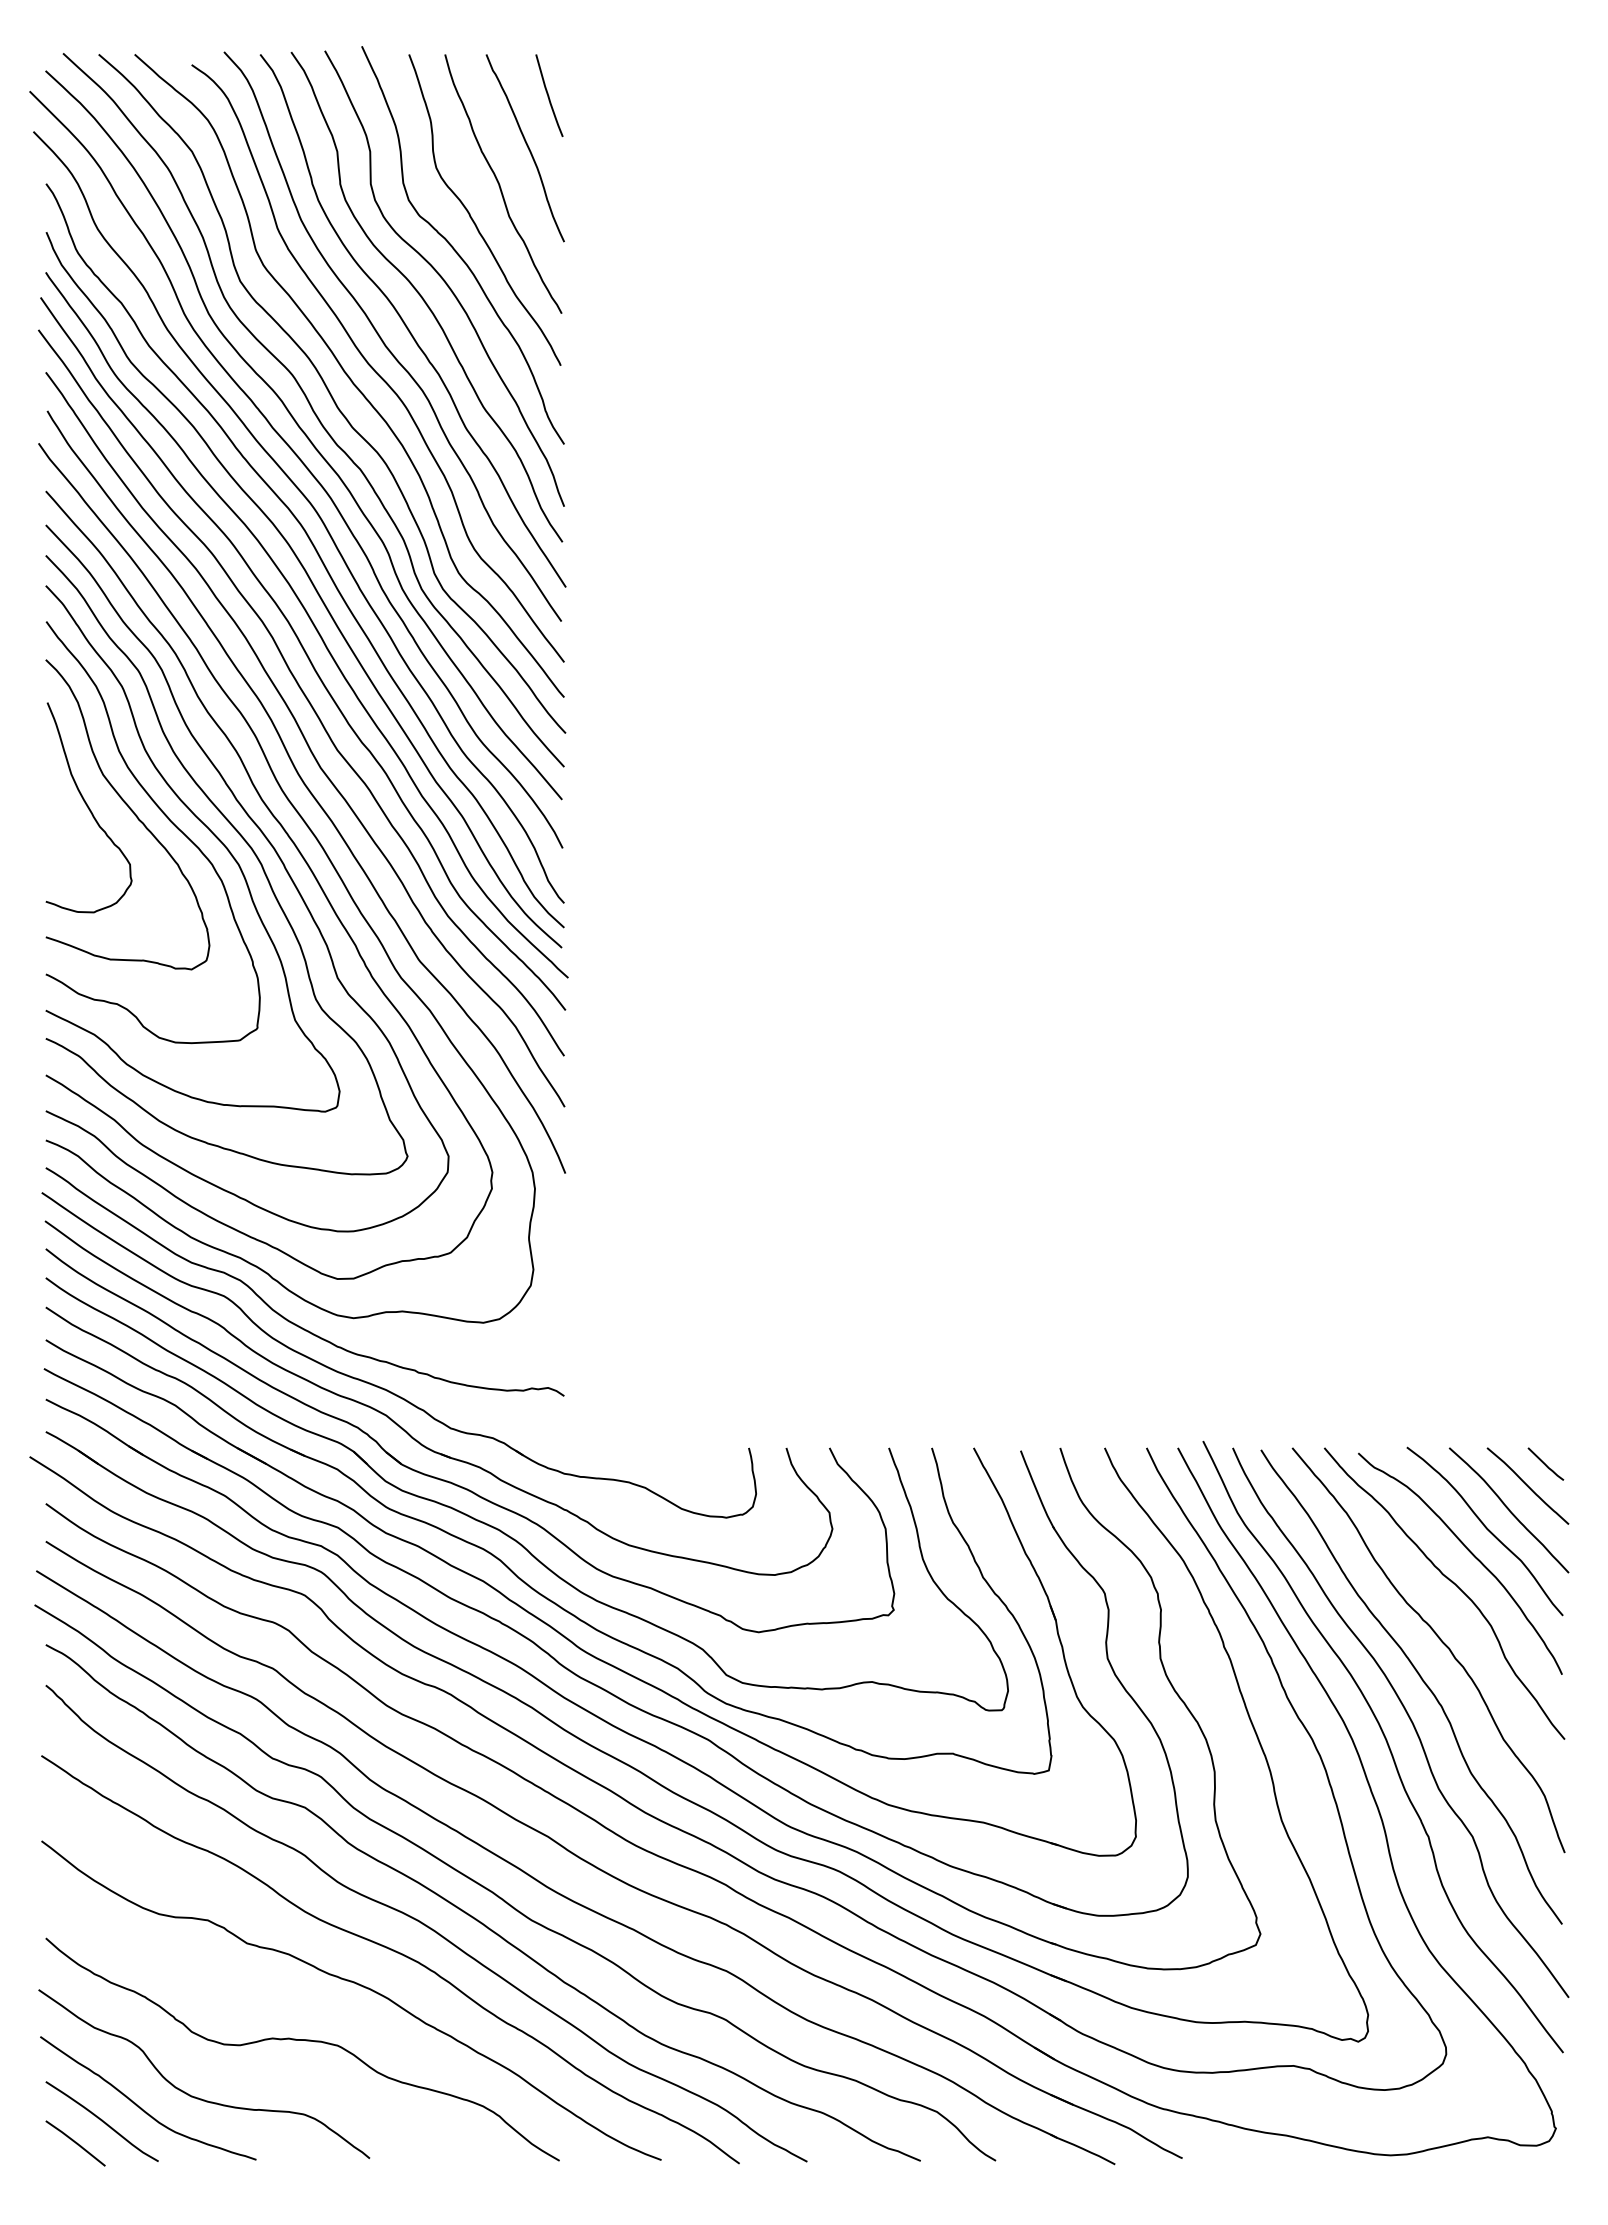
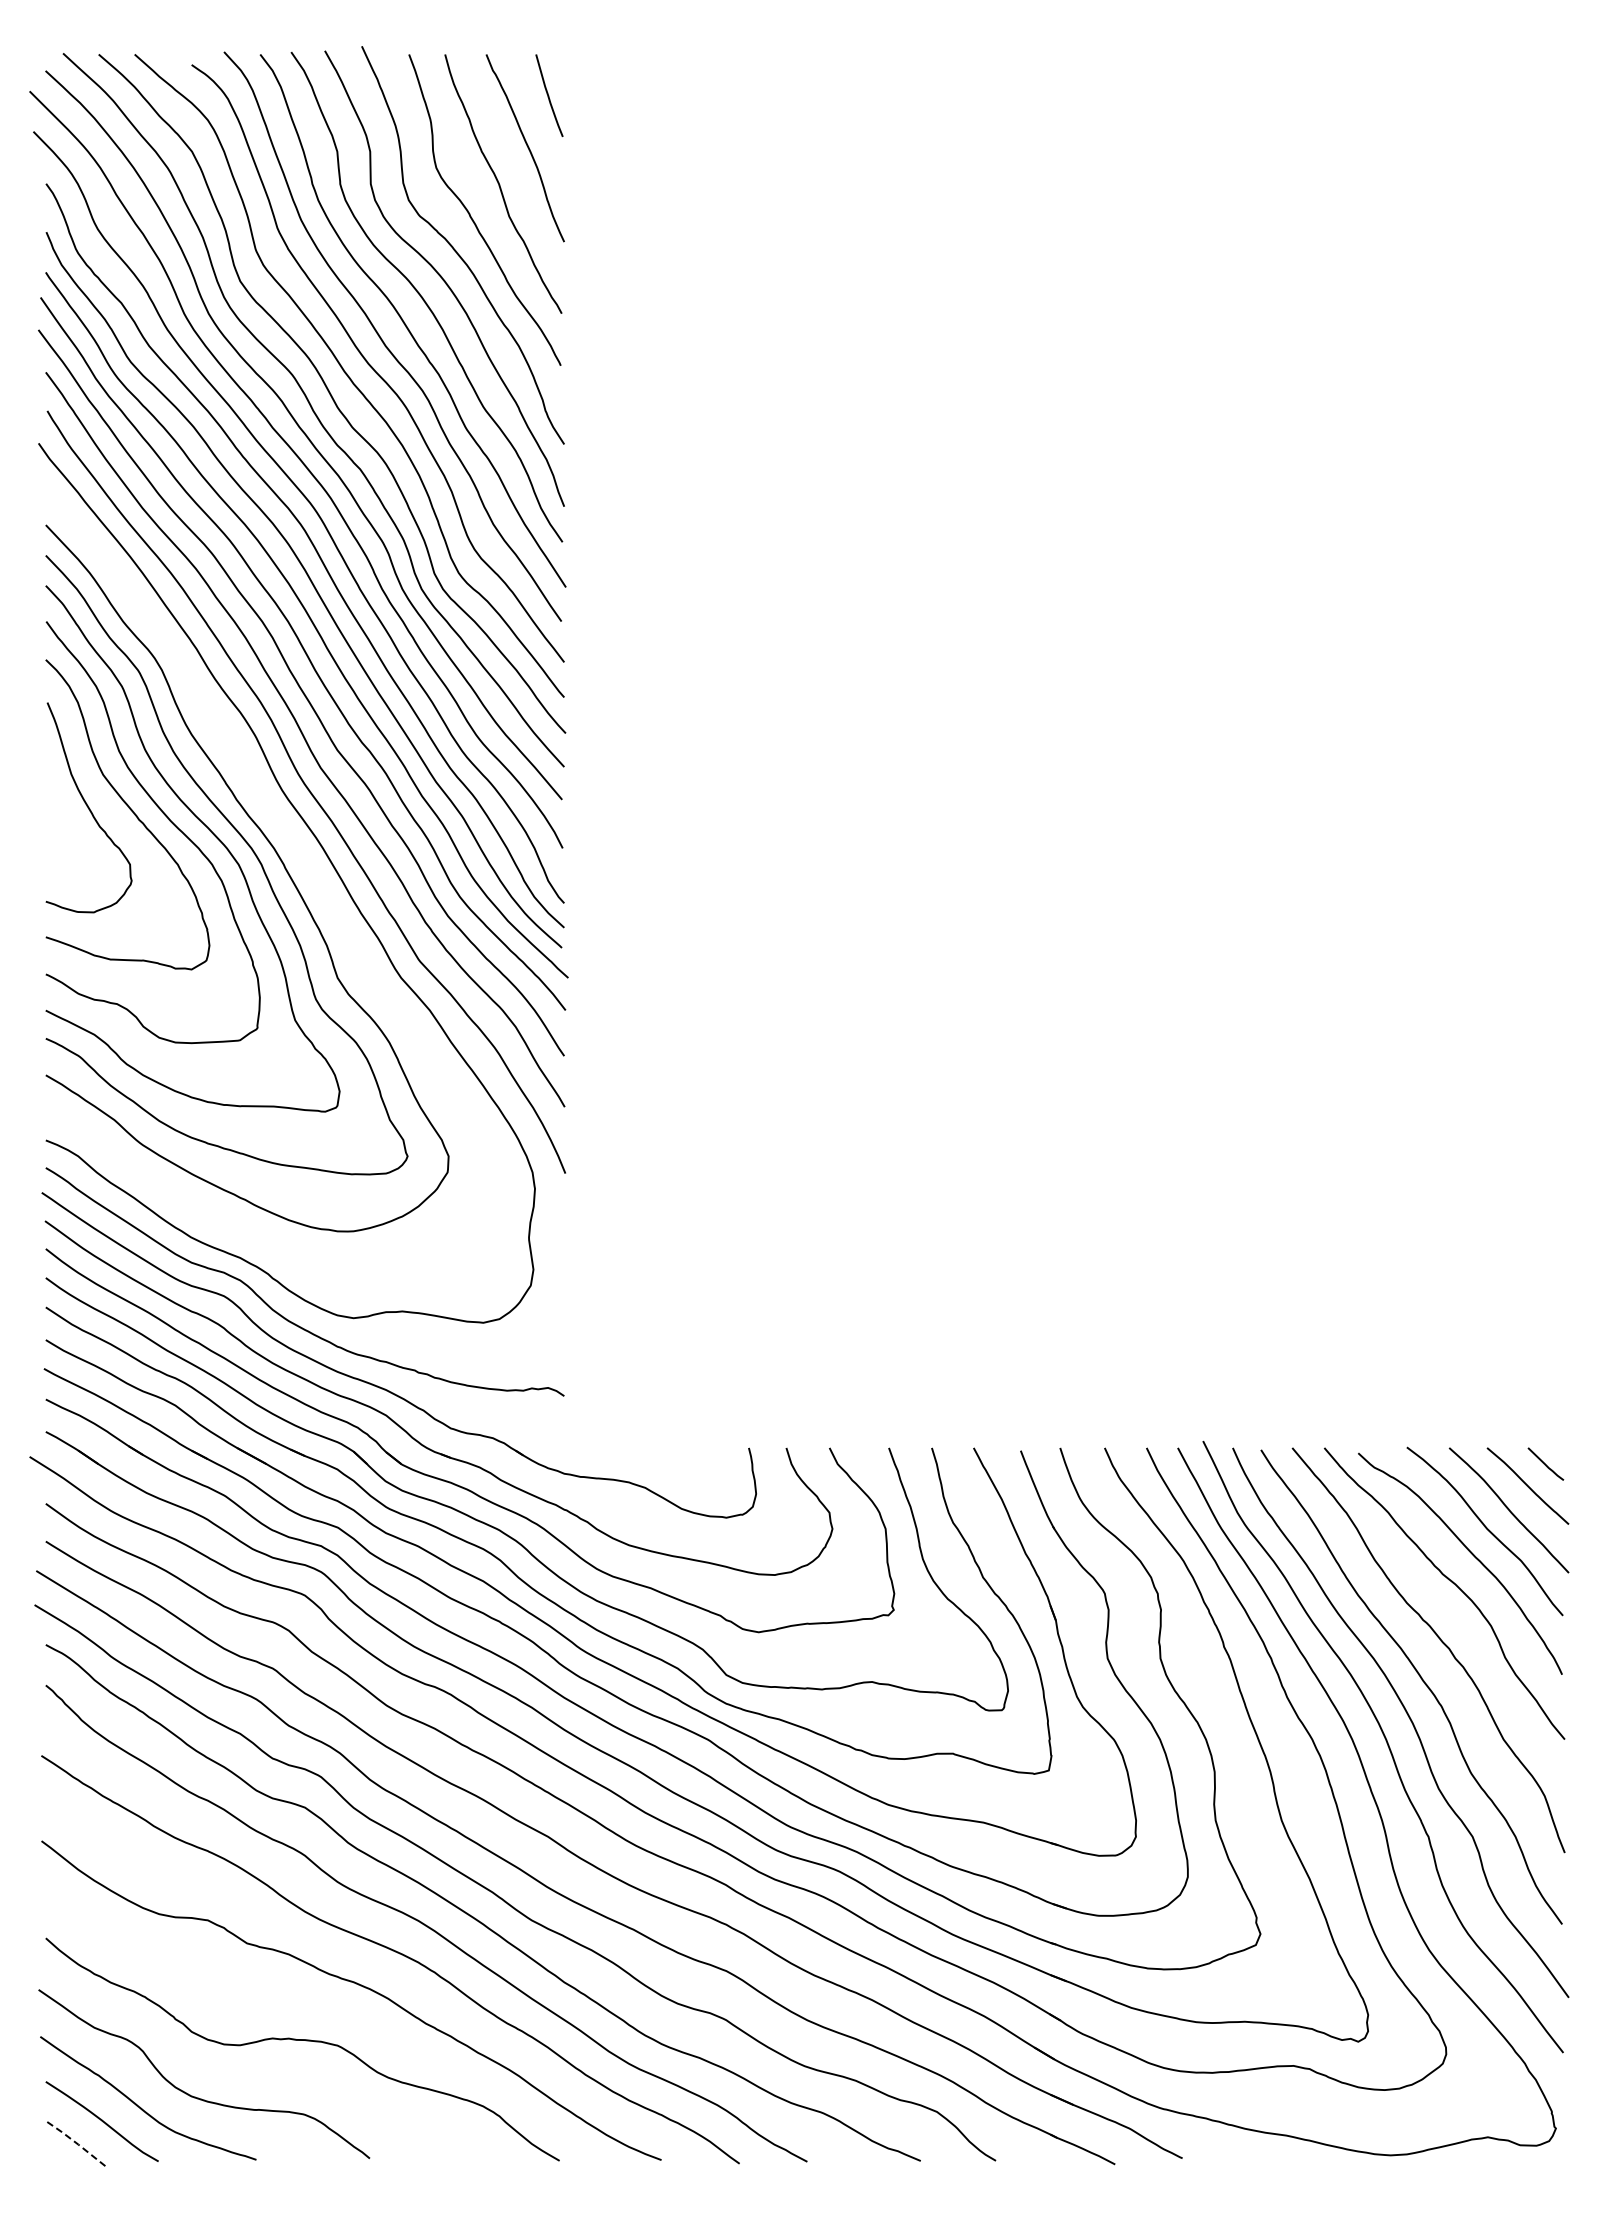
curve: present -> none (305, 863)
line: solid -> dashed (76, 2142)
